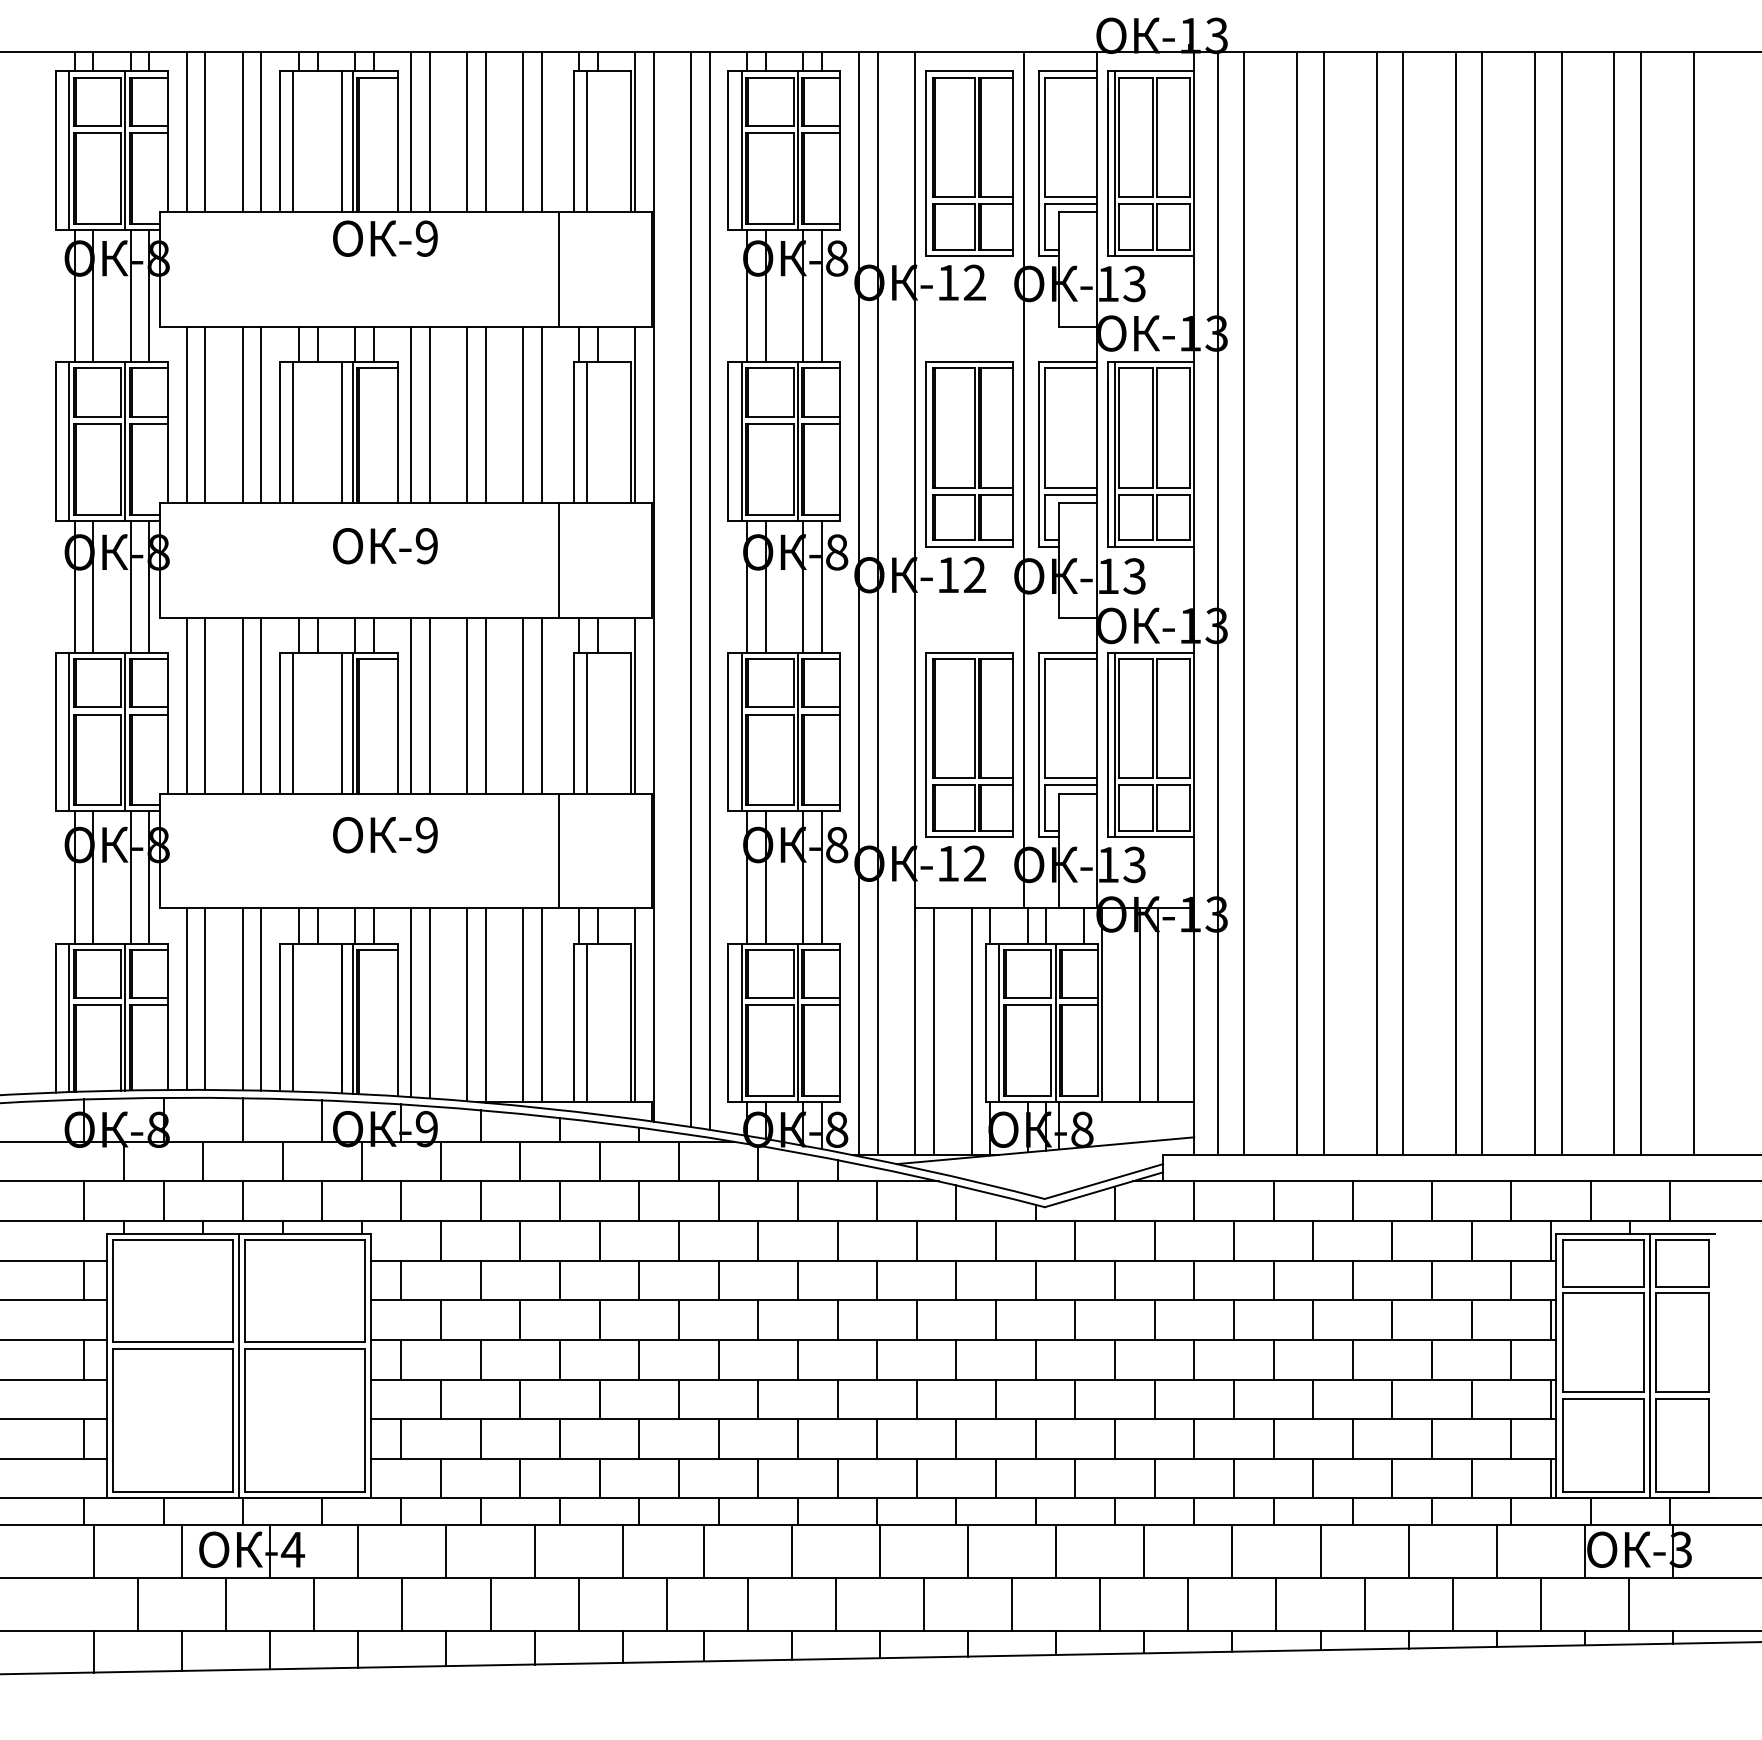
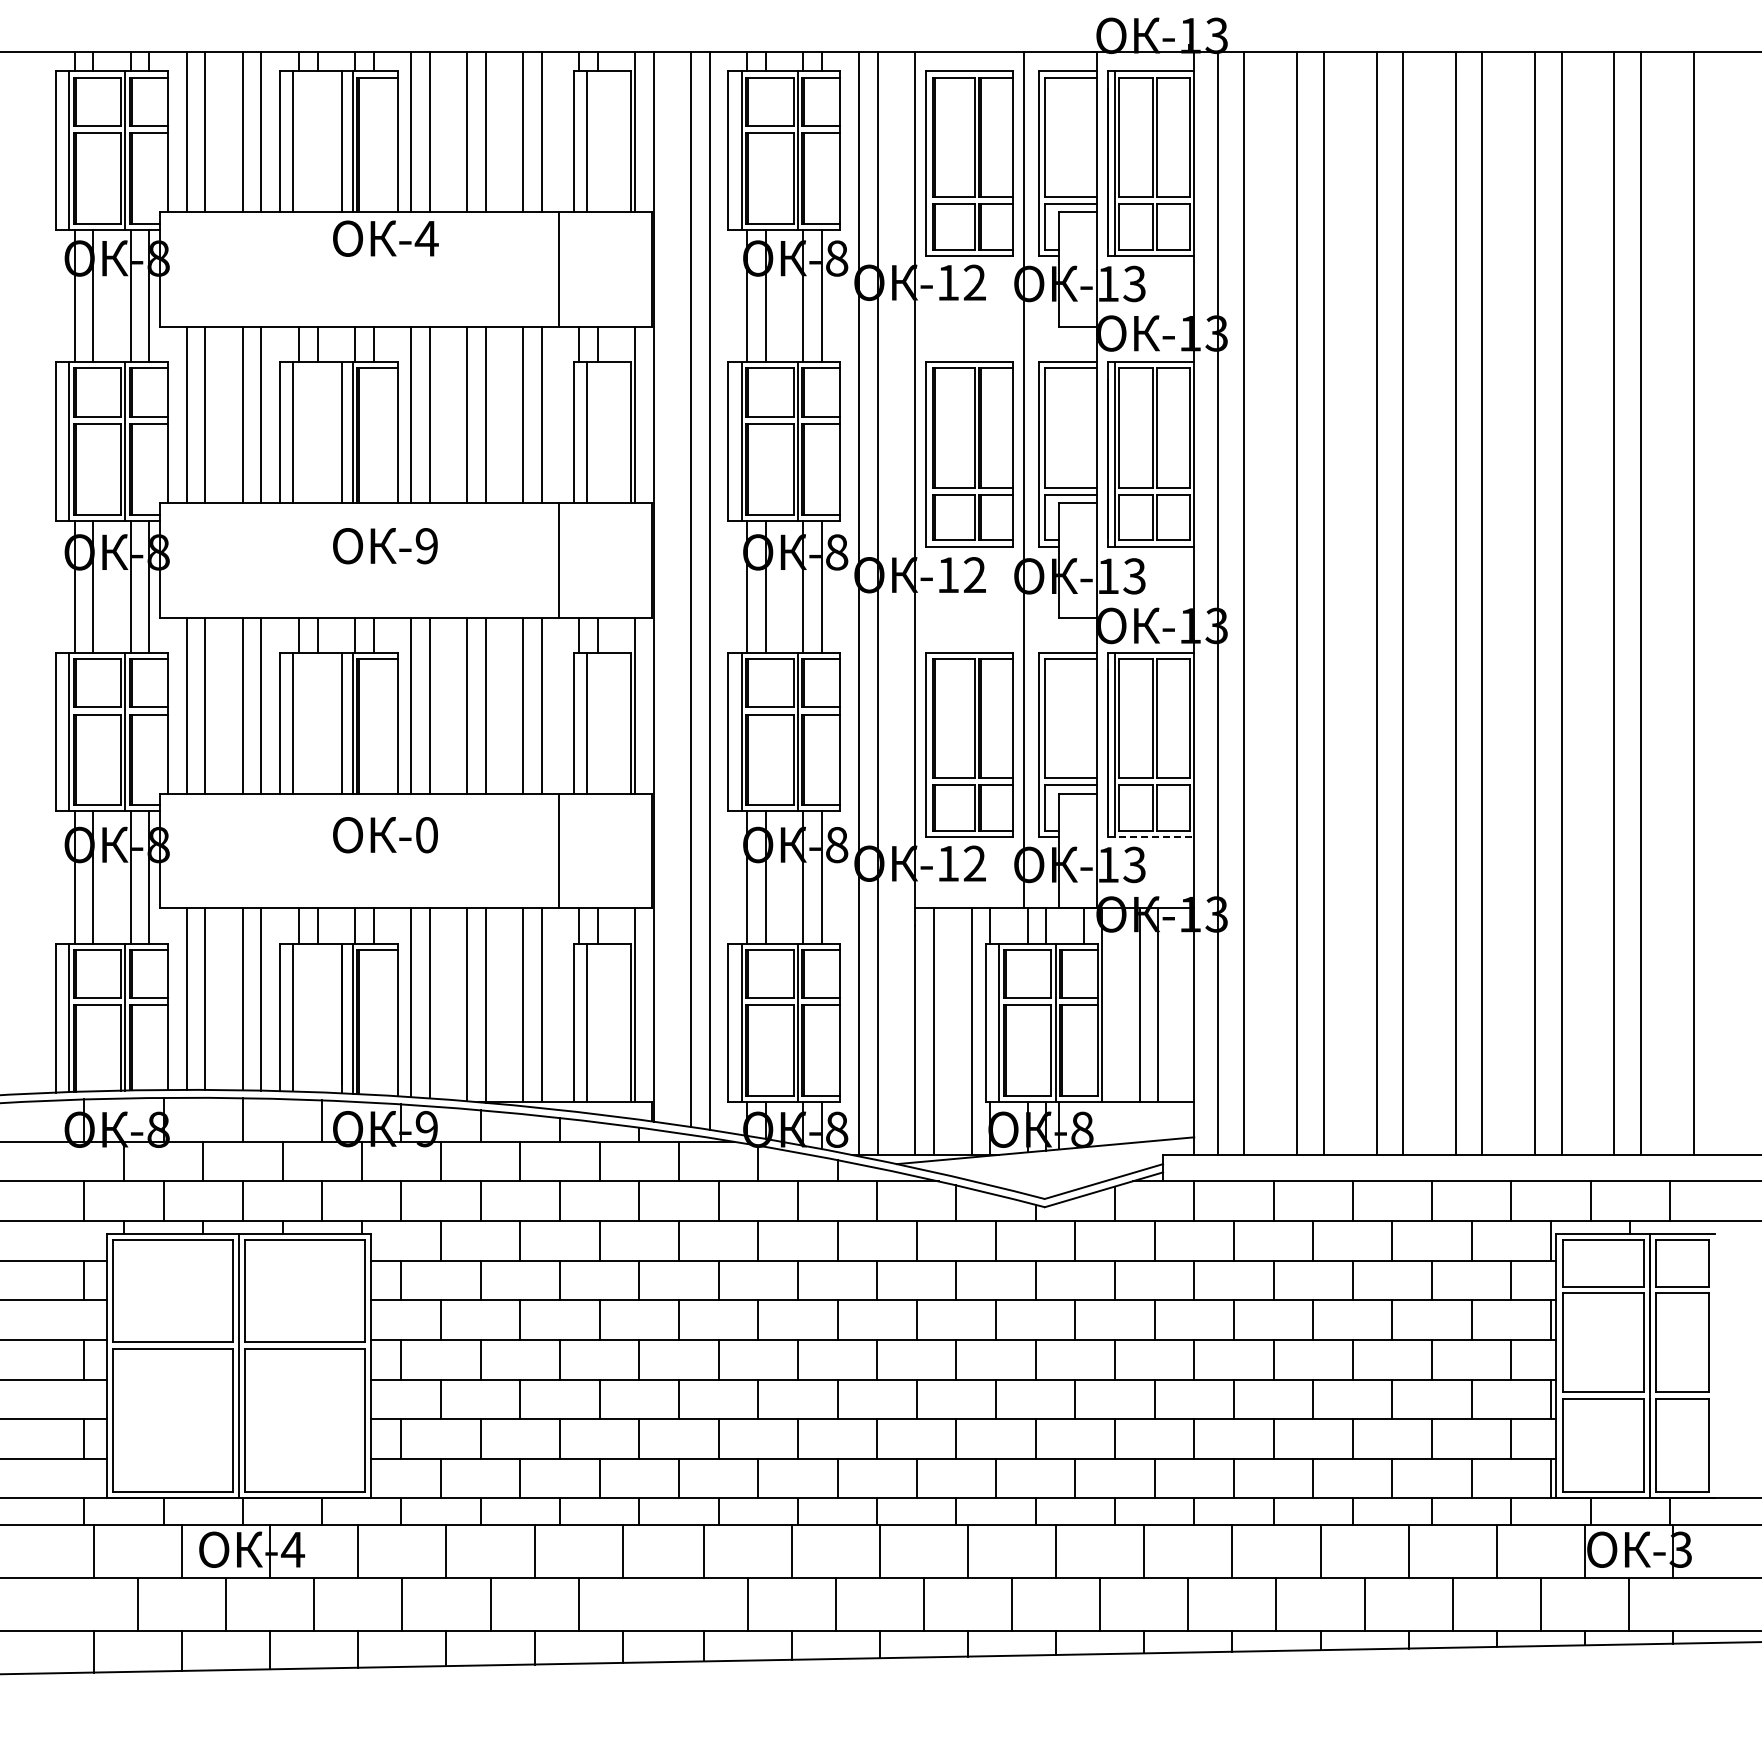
text: -9 -> -4 (426, 238)
text: -9 -> -0 (426, 835)
line: solid -> dashed (1151, 837)
line: present -> none (666, 1603)
